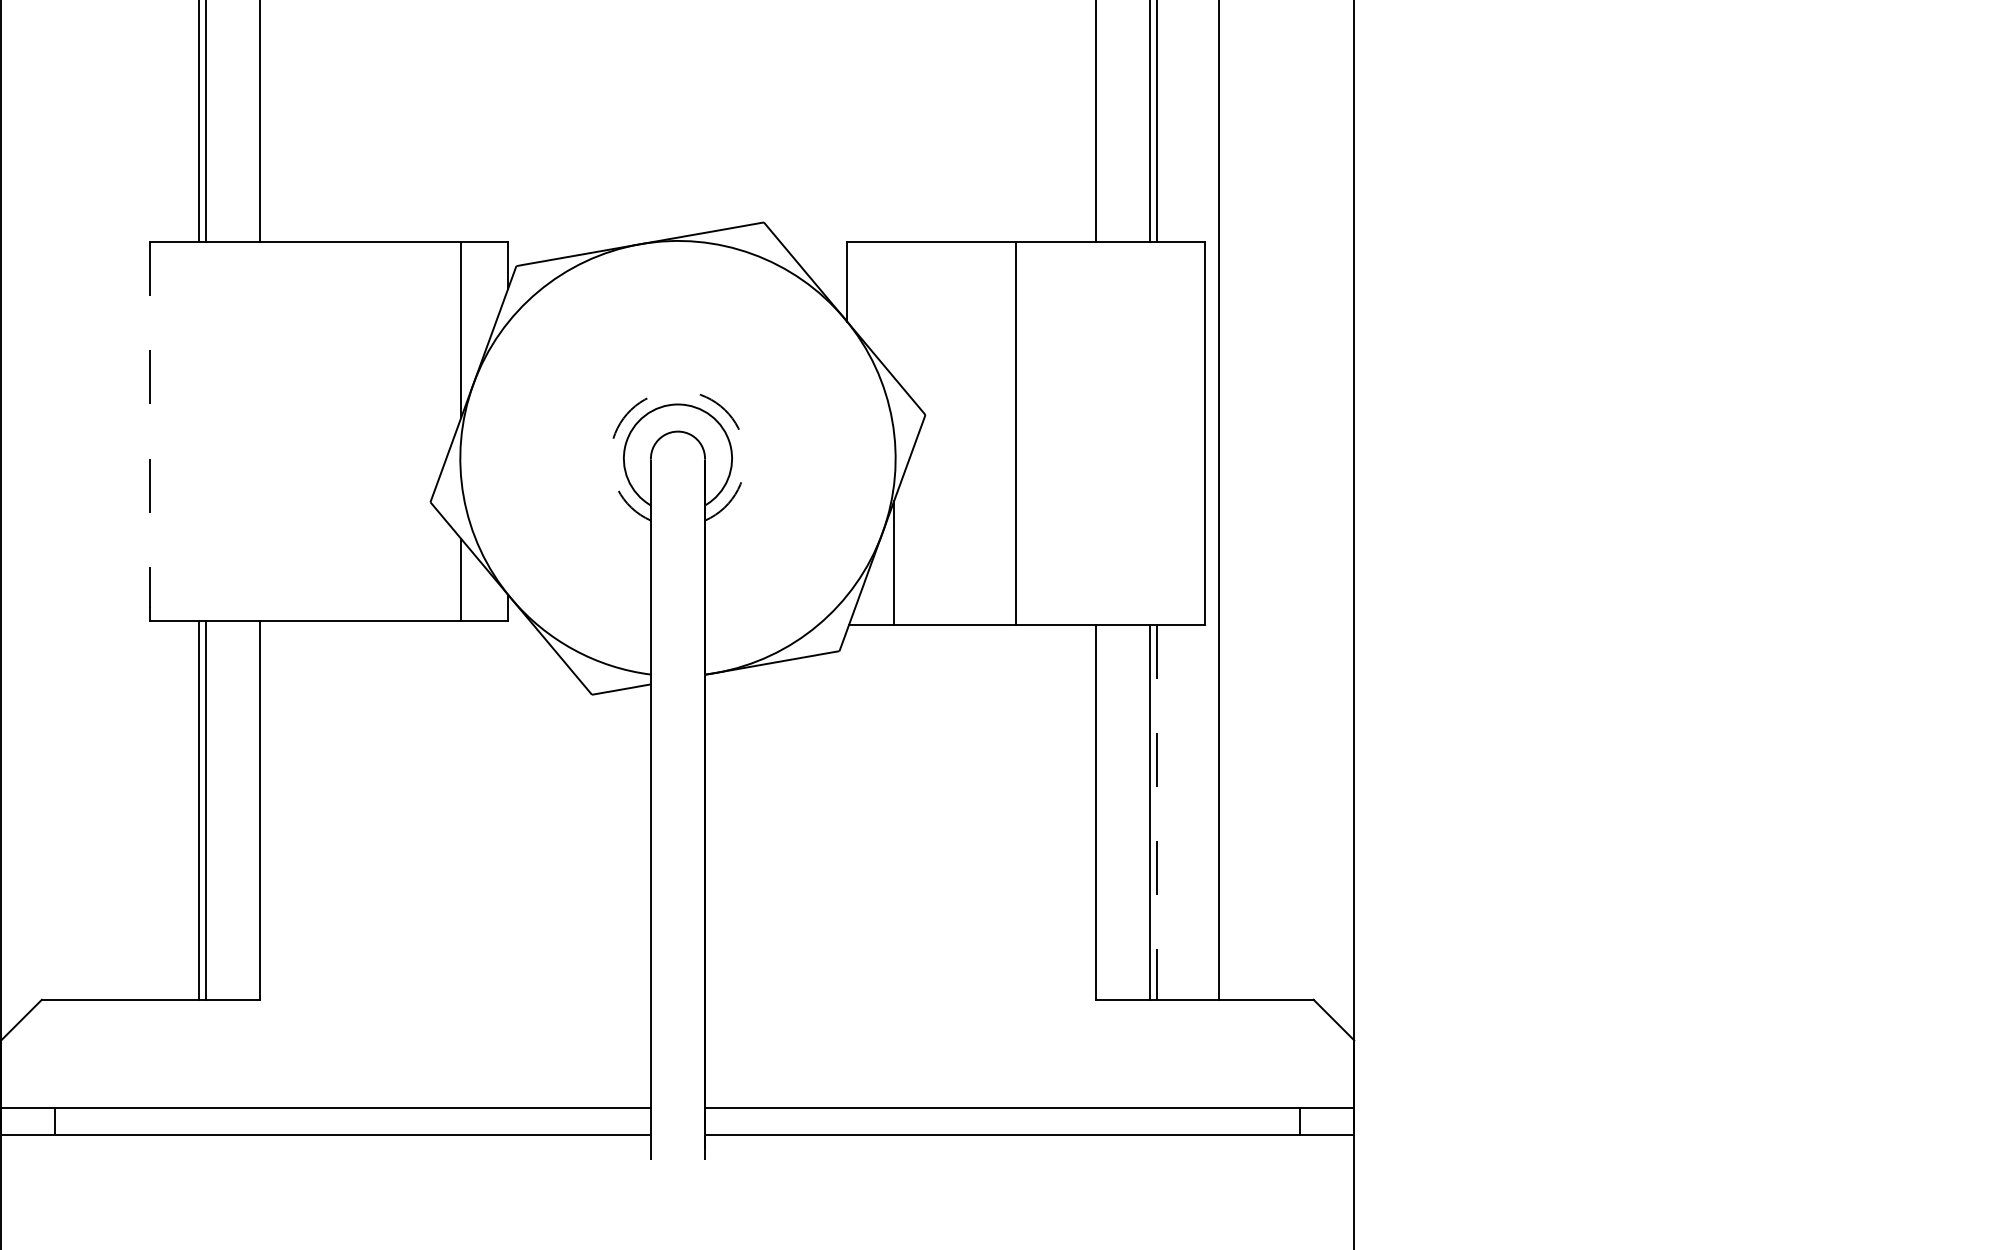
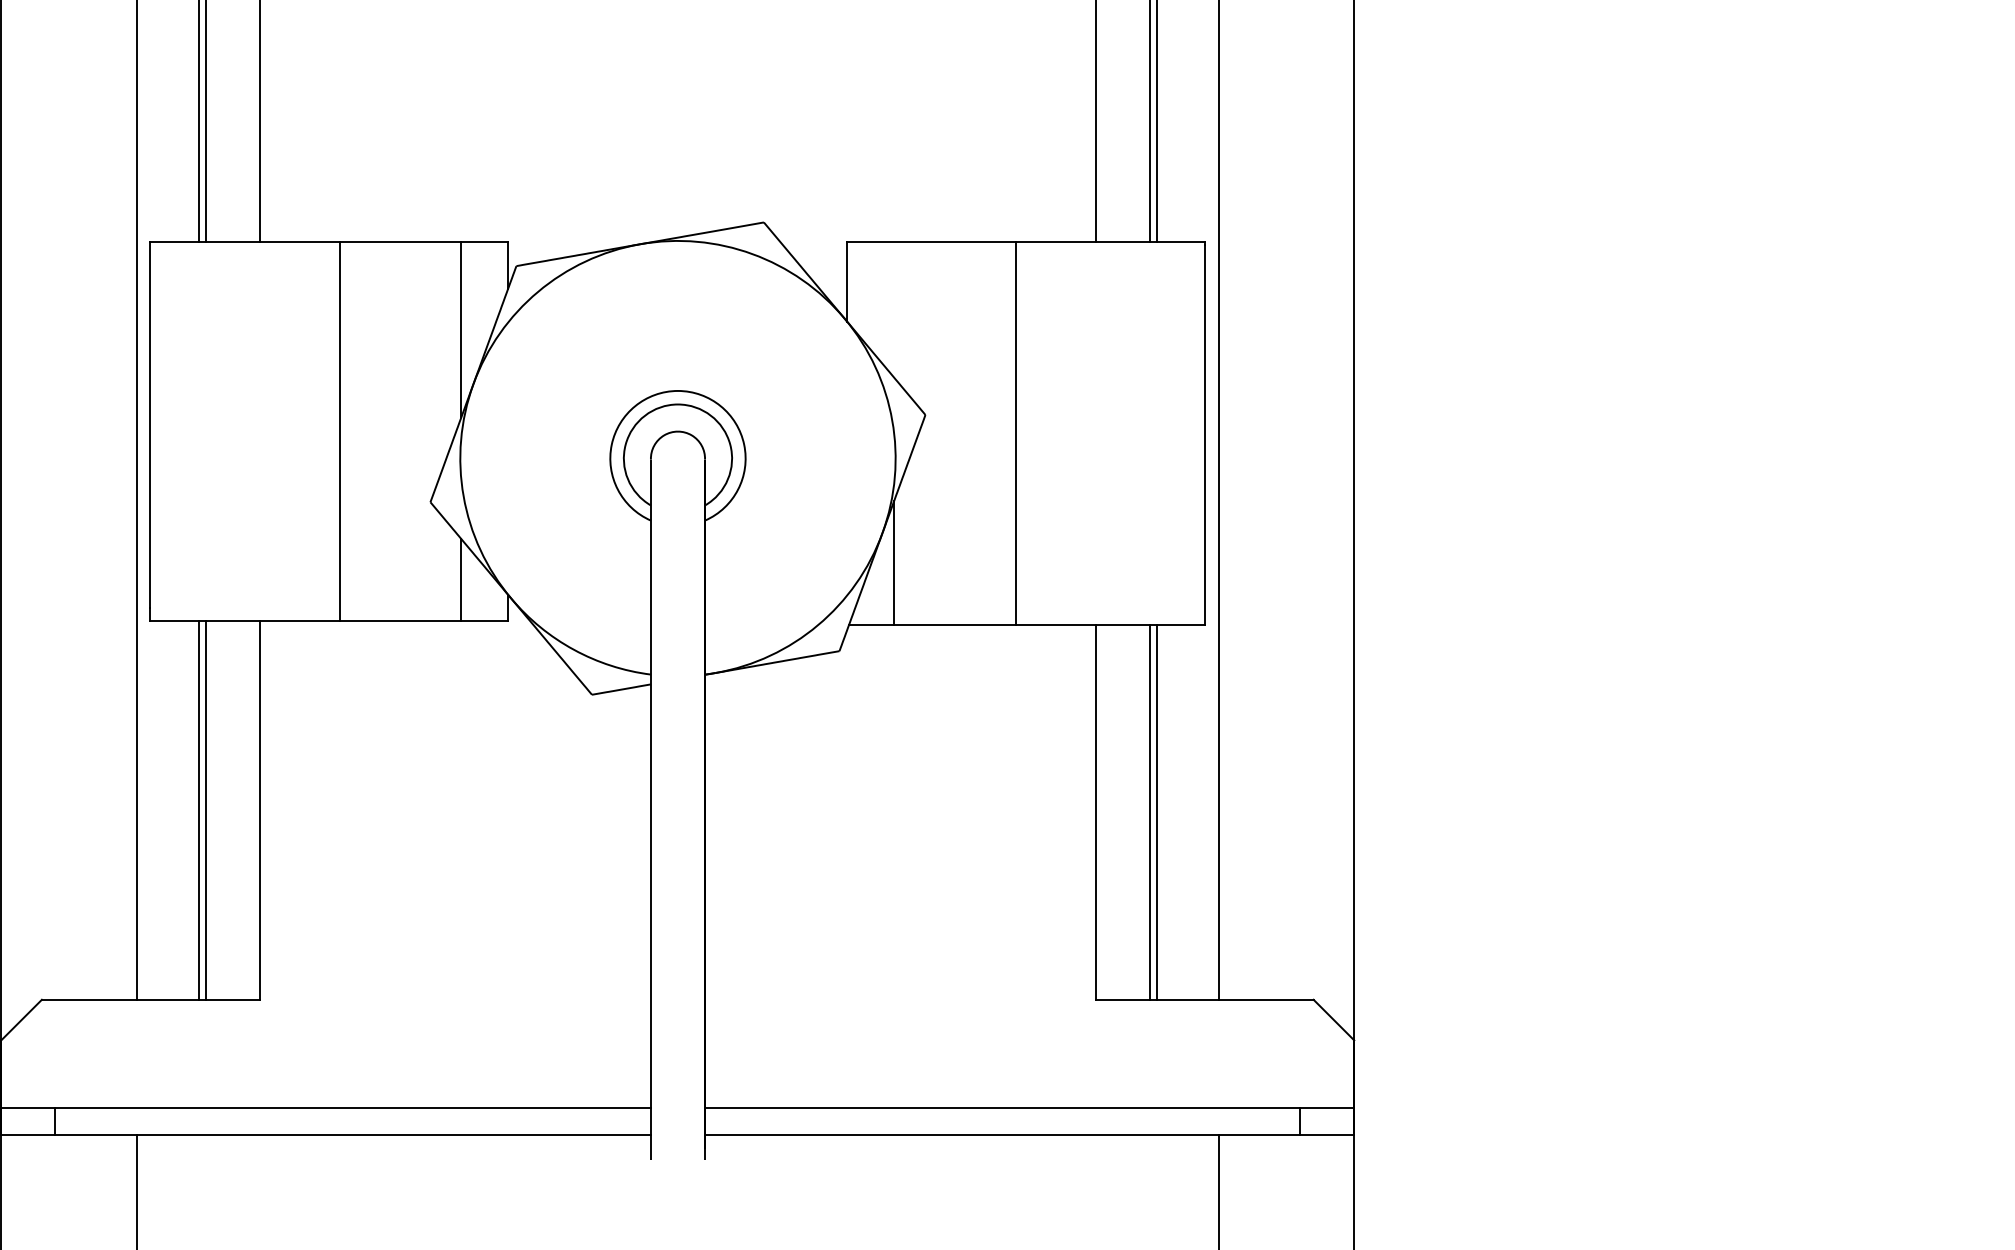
arc: dashed -> solid (677, 390)
line: dashed -> solid (150, 425)
line: none -> present (339, 431)
line: none -> present (136, 500)
line: dashed -> solid (1156, 812)
line: none -> present (136, 1190)
line: none -> present (1218, 1190)
